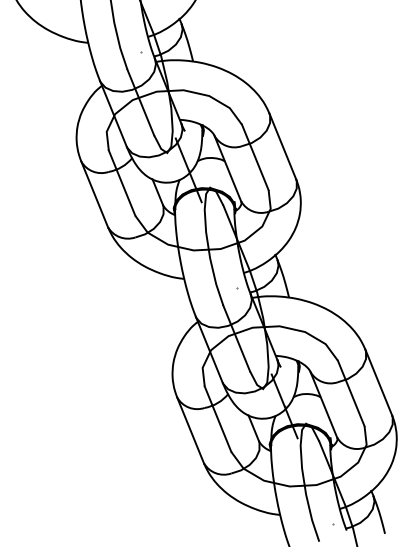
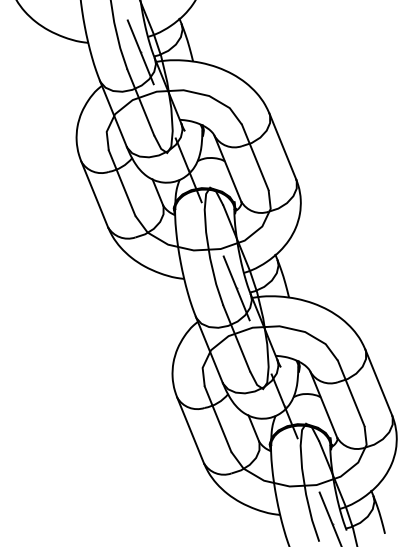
line: none -> present (140, 52)
line: none -> present (236, 288)
line: none -> present (329, 517)
